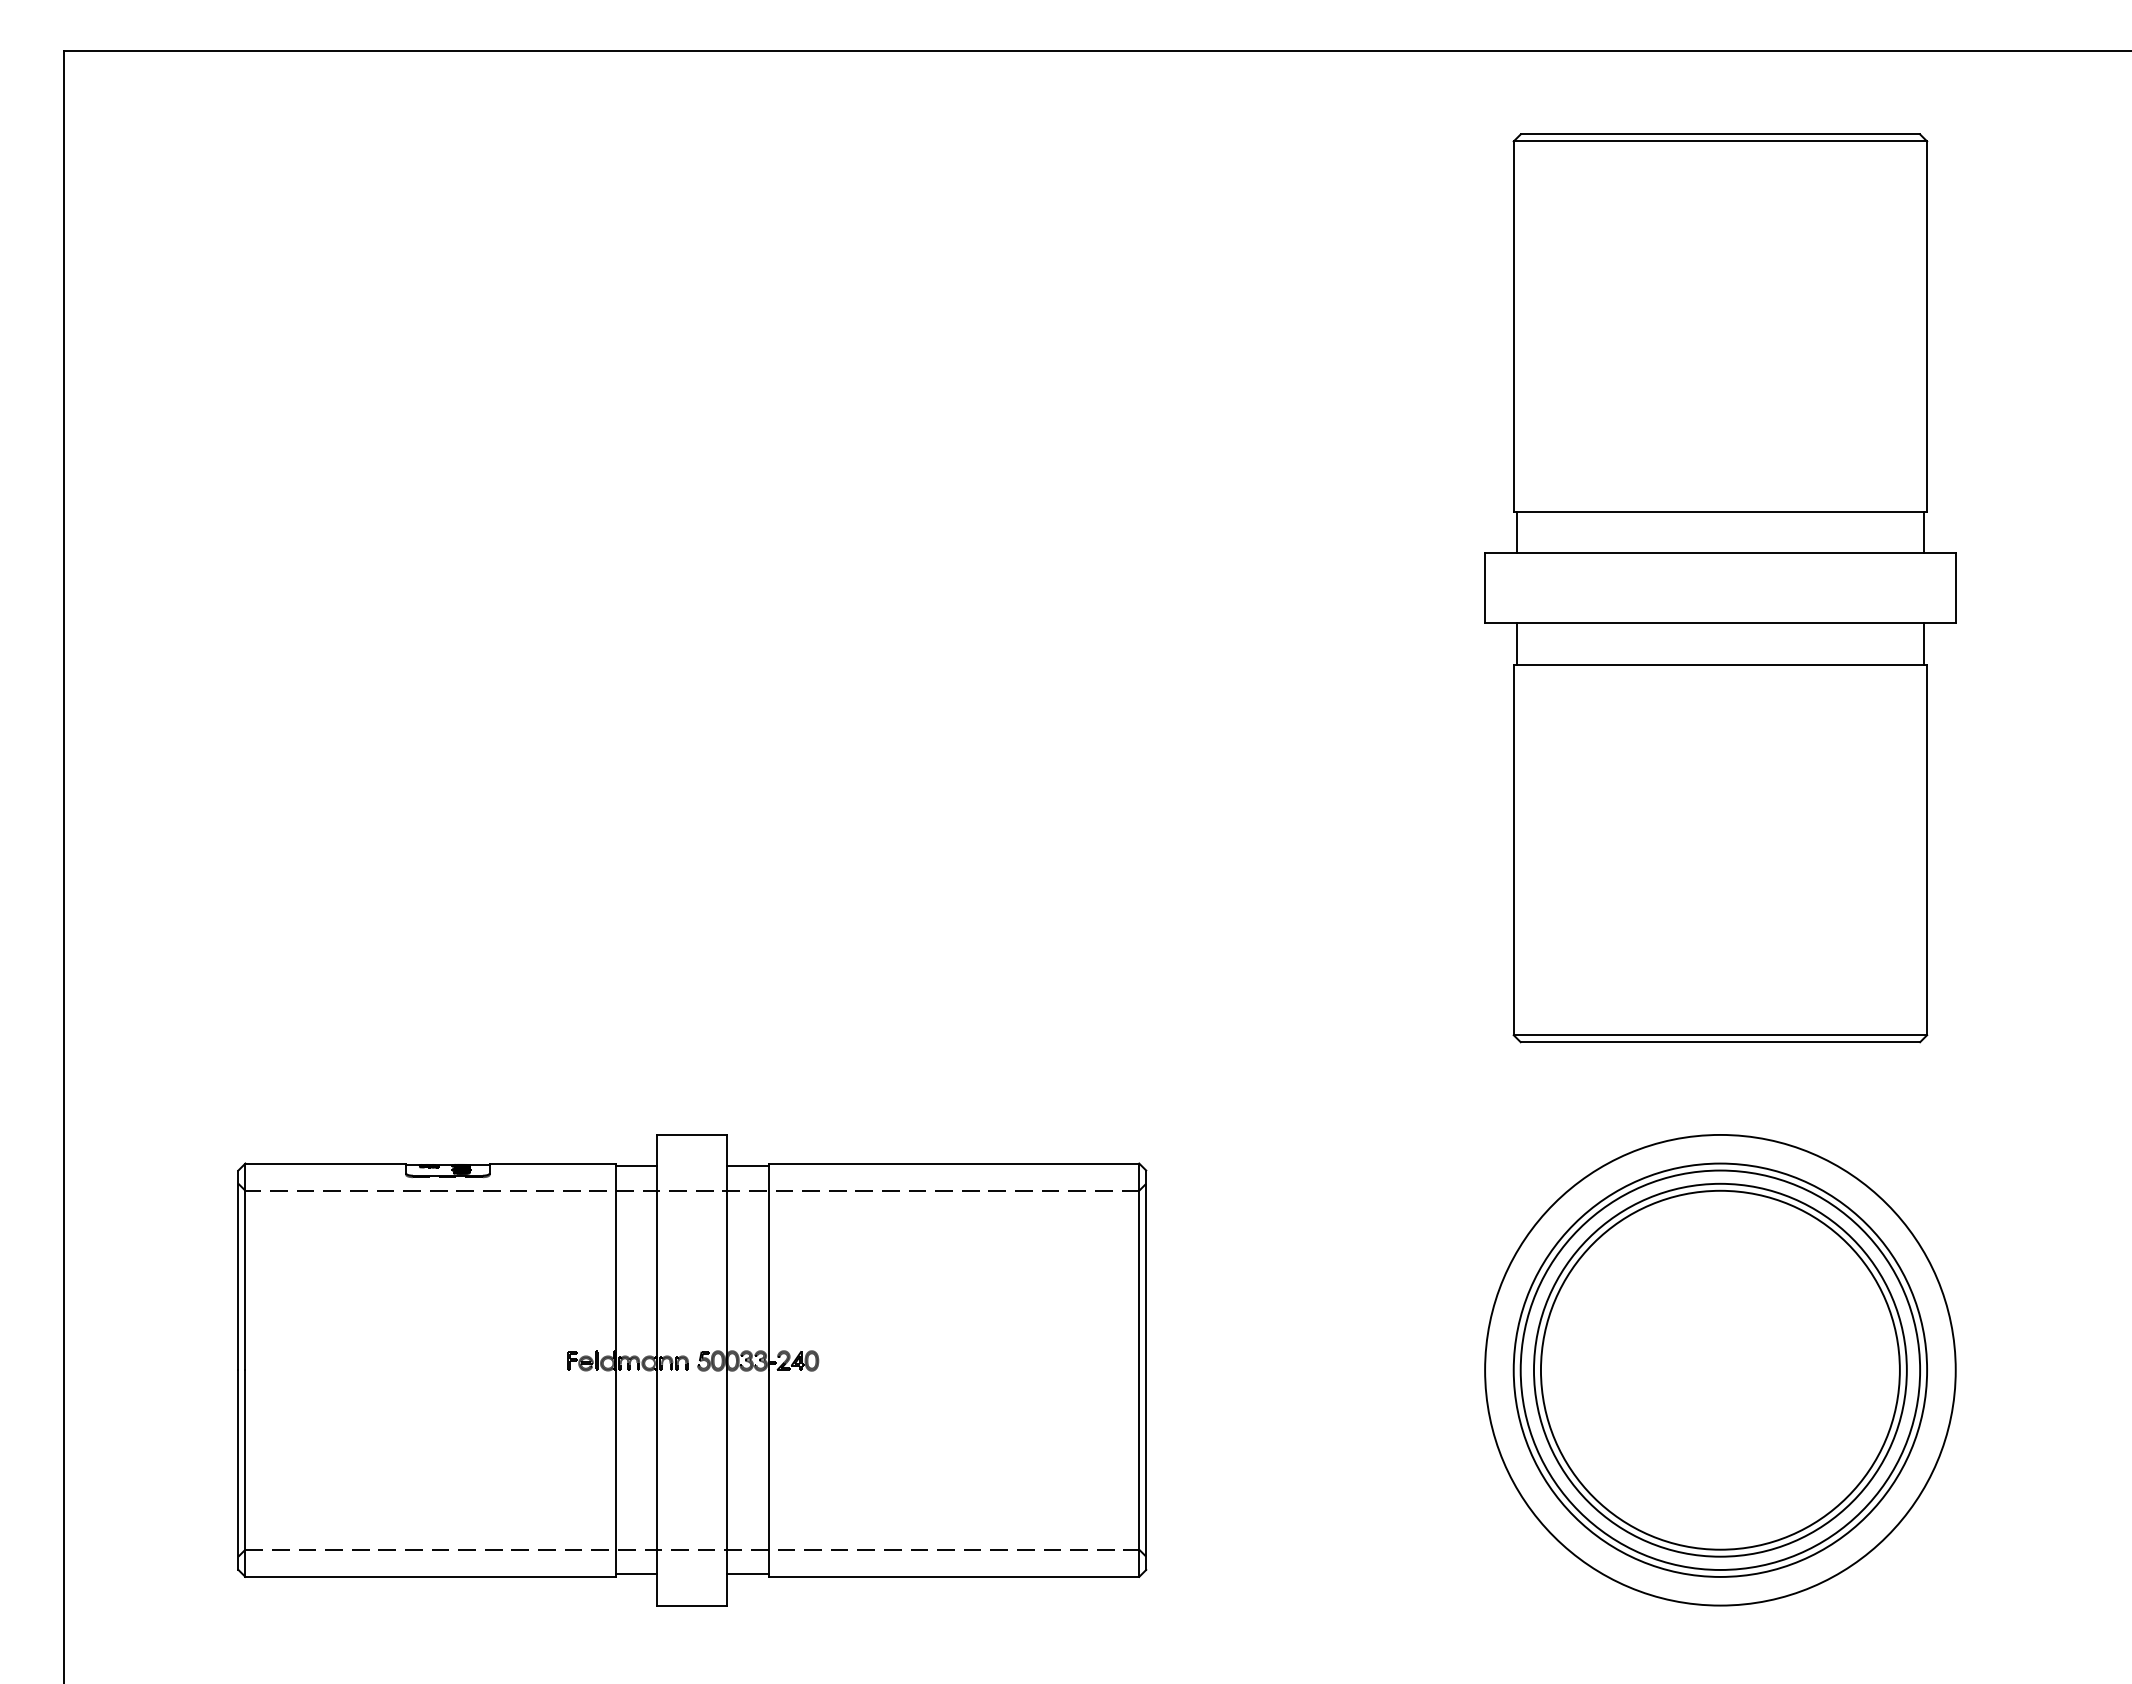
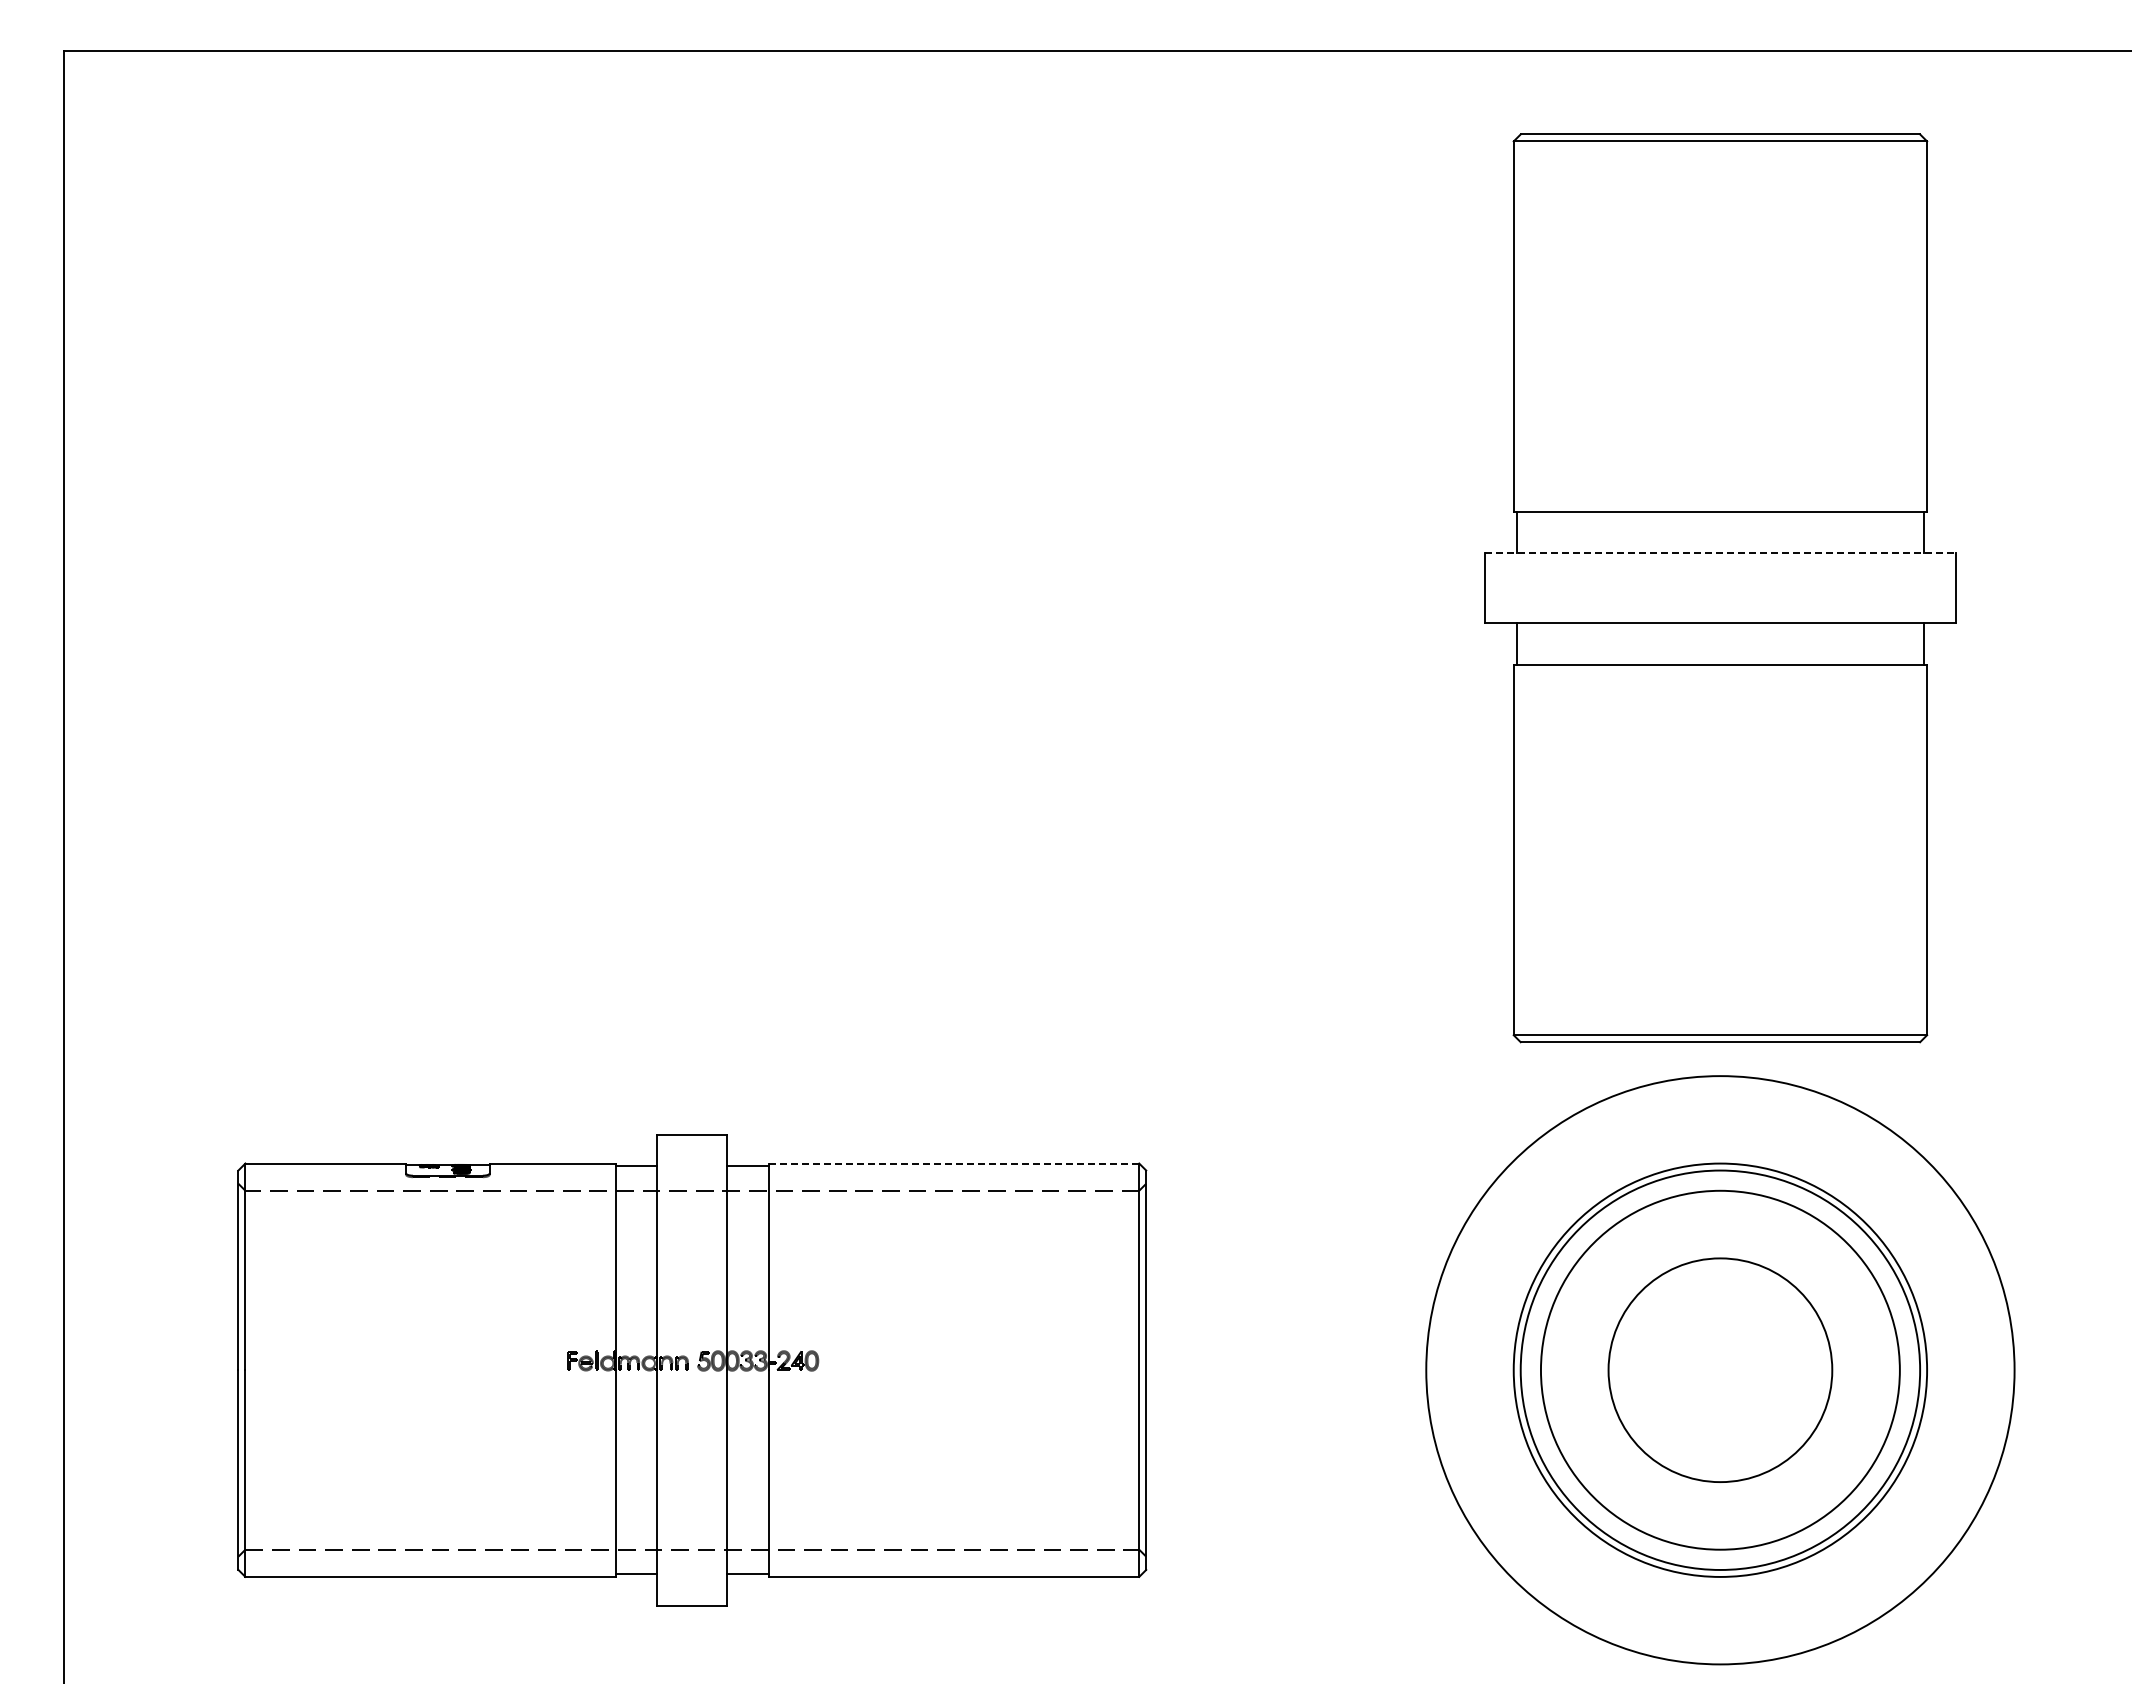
line: solid -> dashed (1720, 553)
line: solid -> dashed (953, 1163)
circle diameter: 373 px -> 224 px (1720, 1370)
circle diameter: 471 px -> 588 px (1720, 1370)
